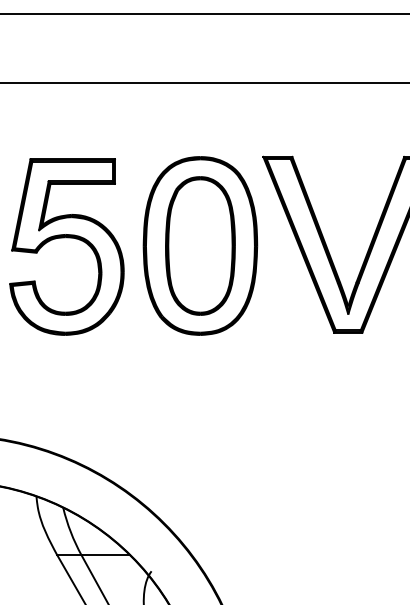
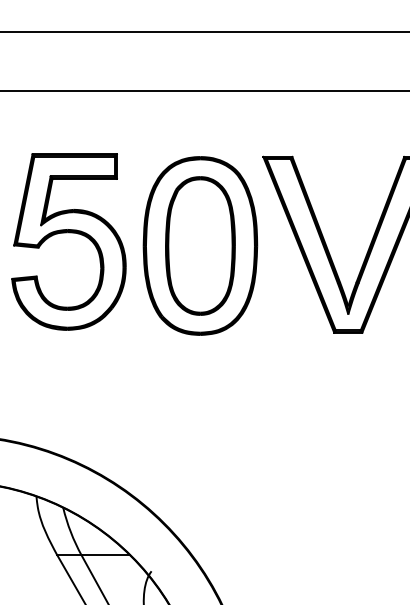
line position: (204, 13) -> (204, 31) (204, 31)
line position: (204, 83) -> (204, 91) (204, 91)
part position: (66, 238) -> (68, 233) (68, 233)
